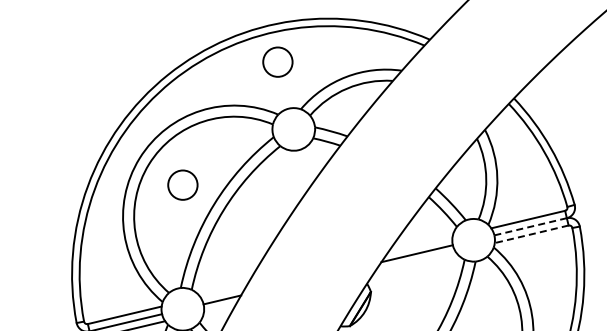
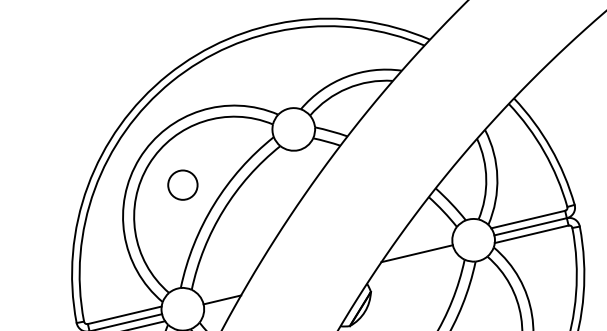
circle: present -> none (277, 61)
line: dashed -> solid (531, 226)
line: dashed -> solid (531, 234)
